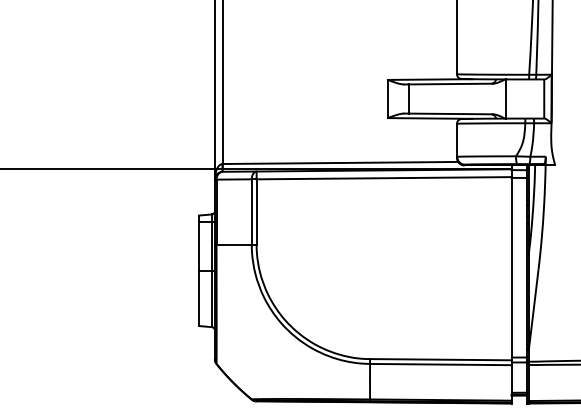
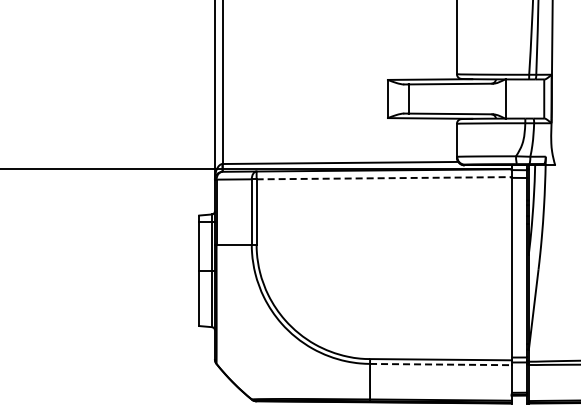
line: solid -> dashed (384, 178)
line: solid -> dashed (440, 364)
